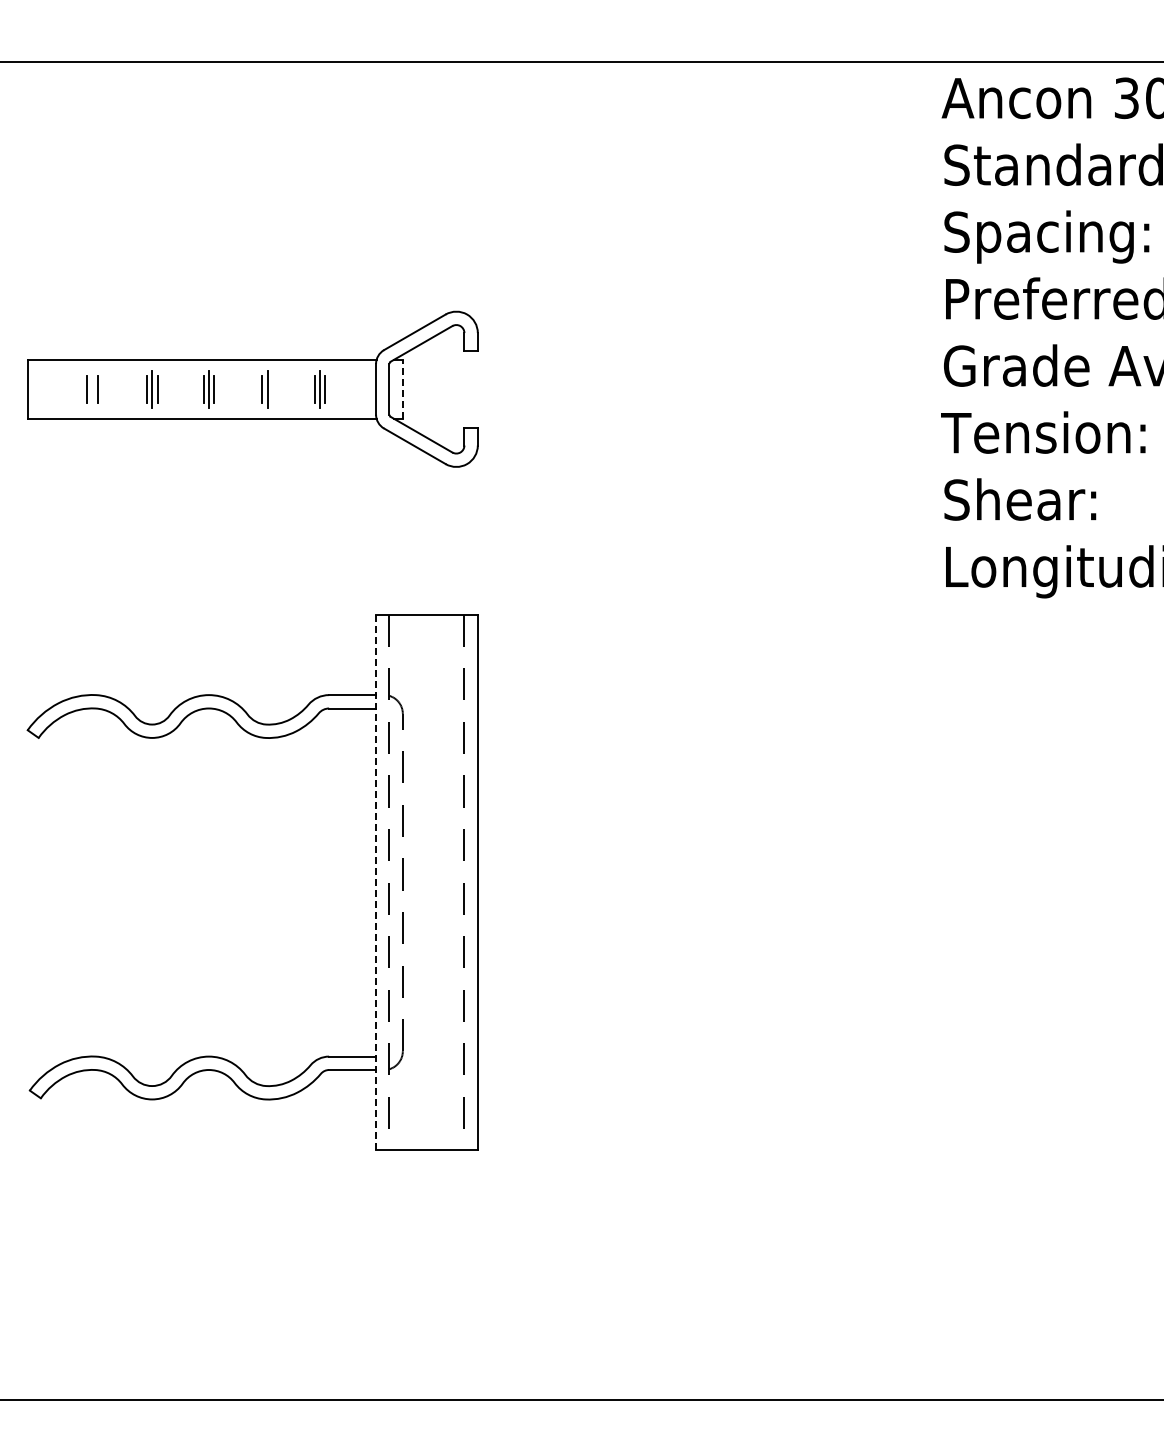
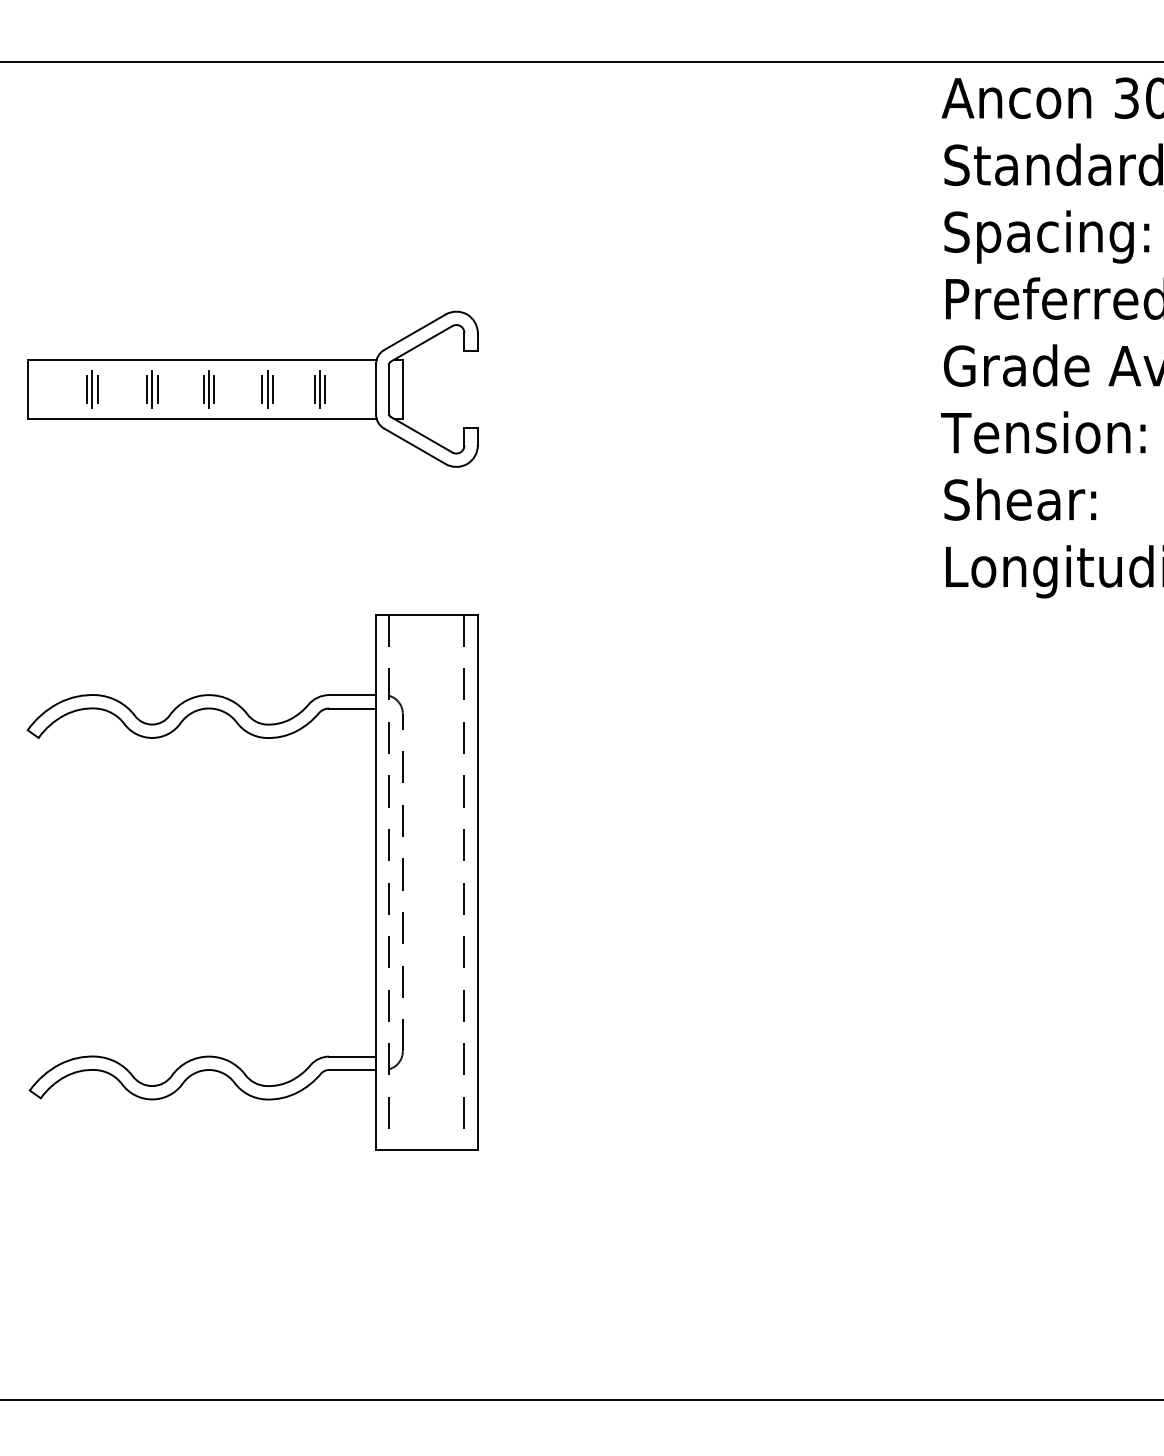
line: none -> present (273, 388)
line: dashed -> solid (402, 388)
line: none -> present (92, 389)
line: dashed -> solid (376, 882)
